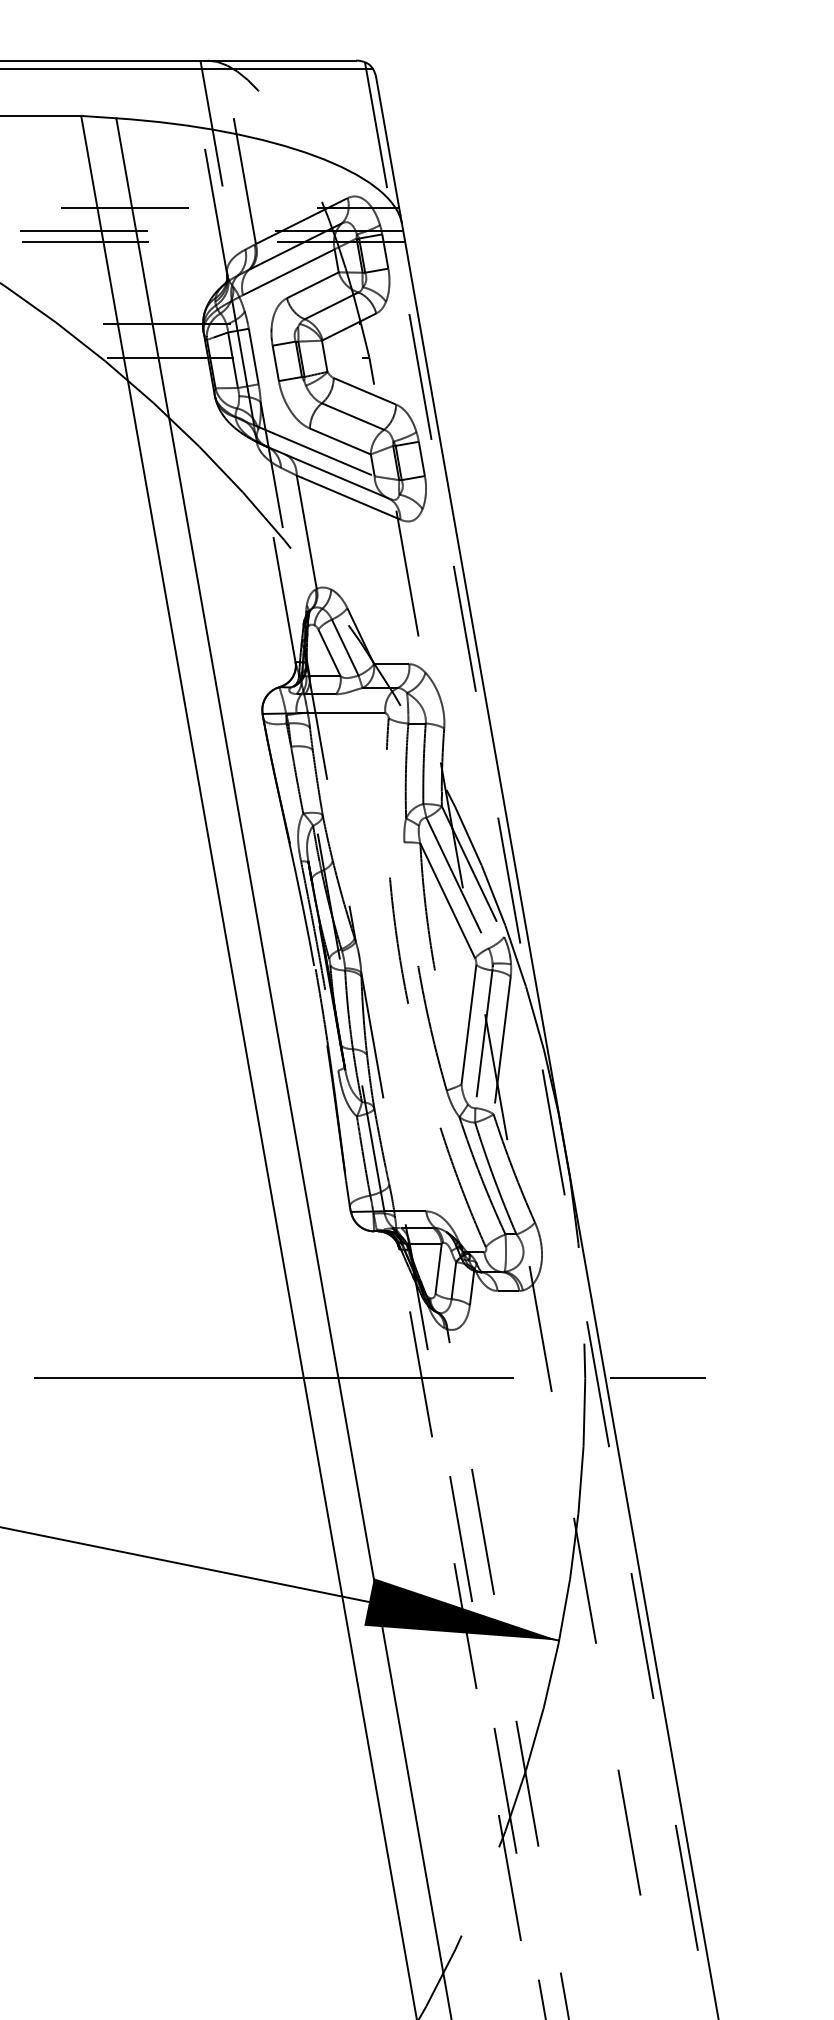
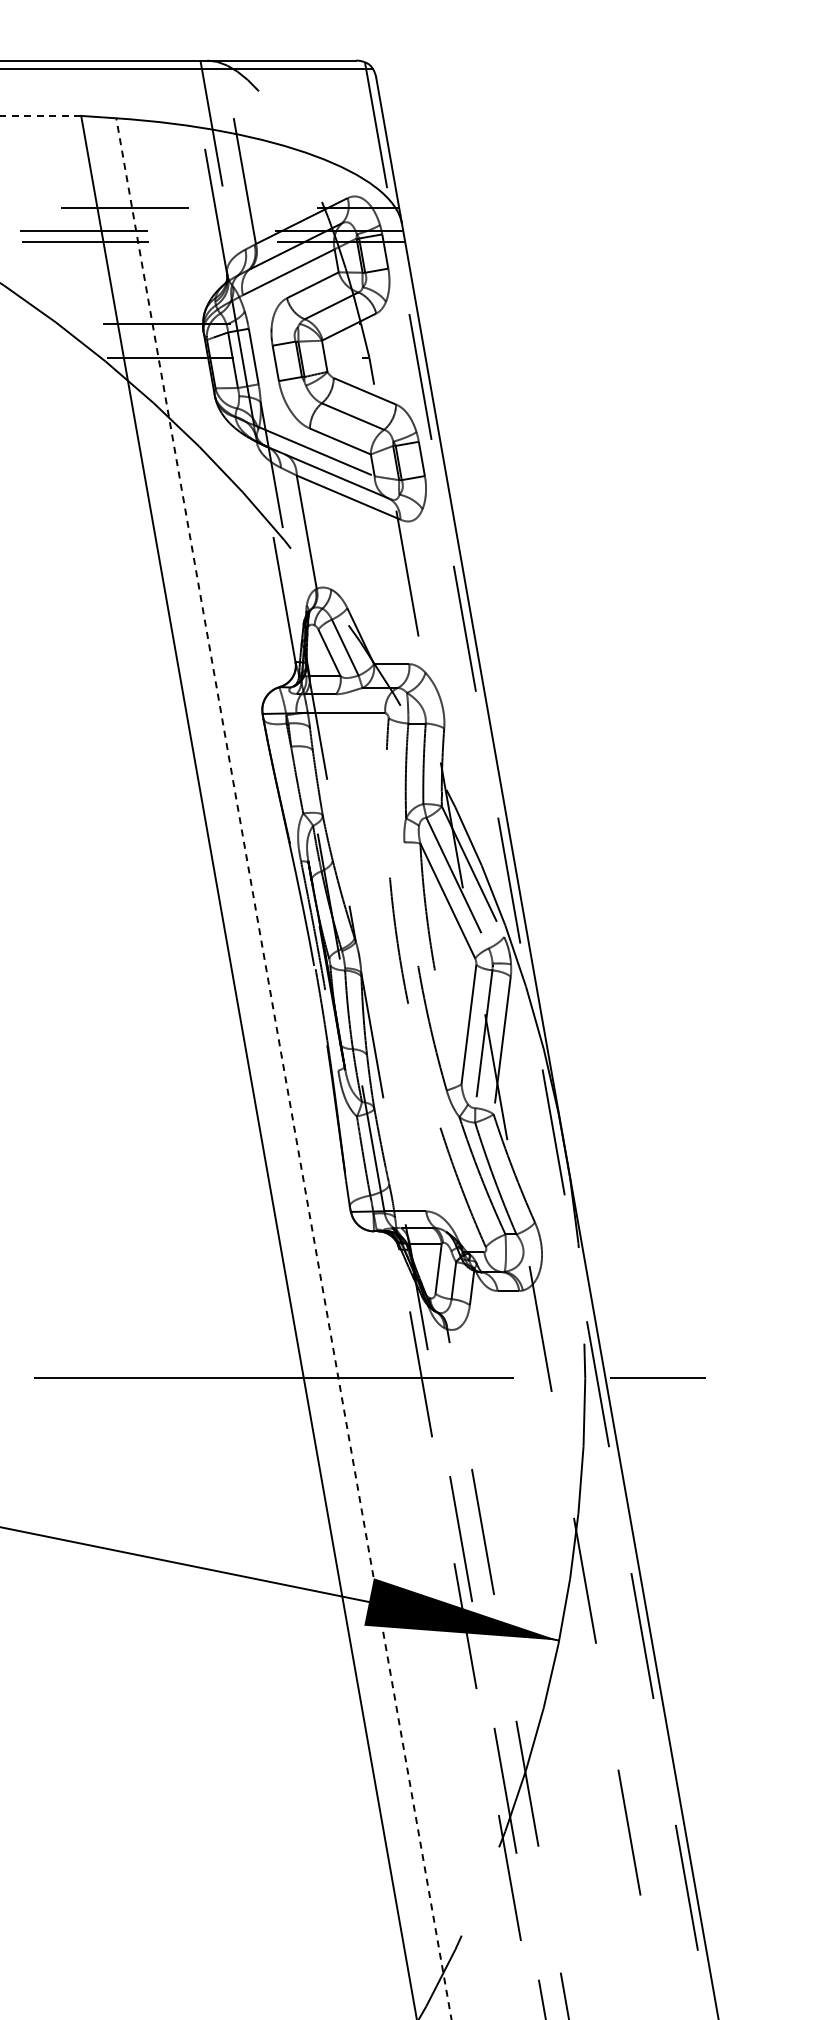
line: solid -> dashed (40, 115)
line: solid -> dashed (283, 1068)
